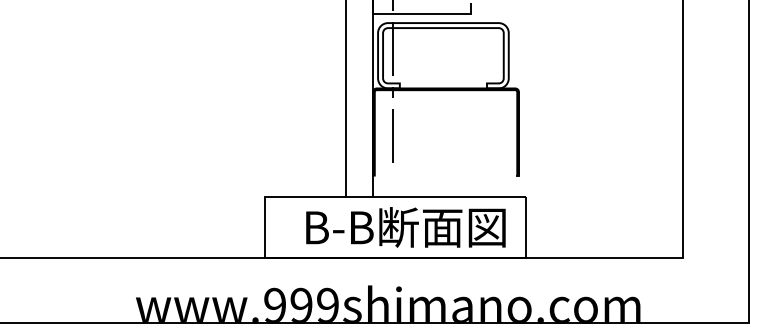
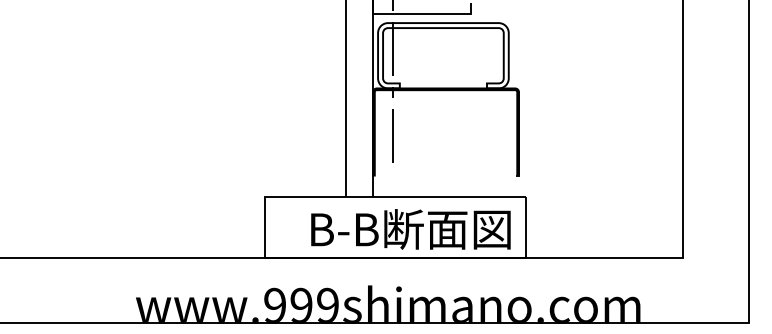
text position: (405, 227) -> (410, 229) (410, 229)
